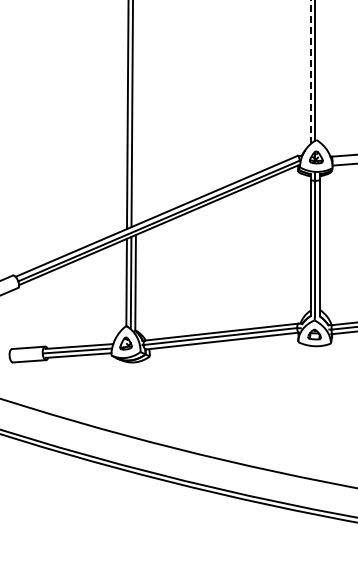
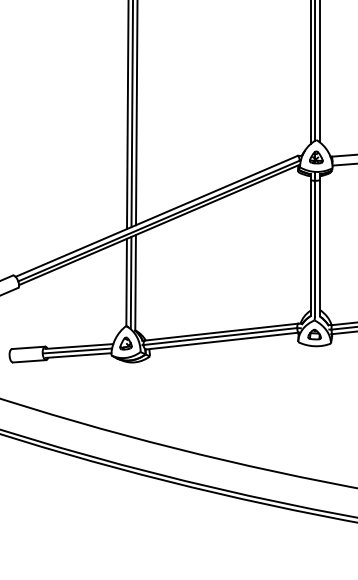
line: dashed -> solid (310, 72)
line: none -> present (319, 72)
line: none -> present (136, 113)
